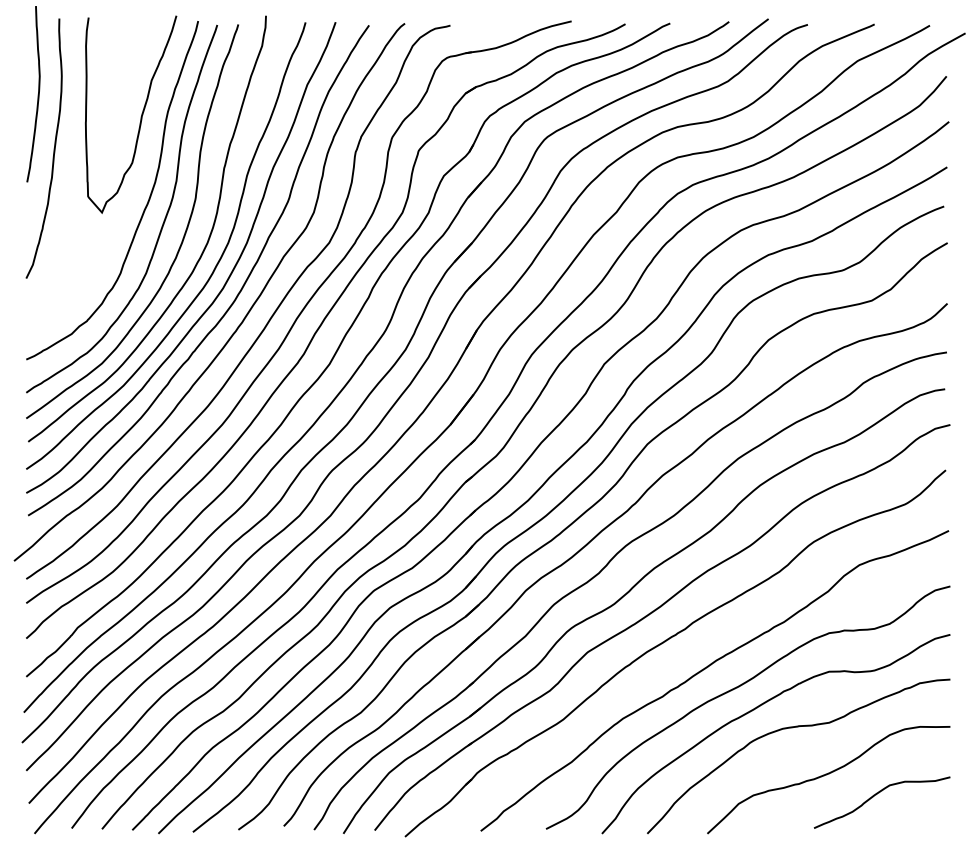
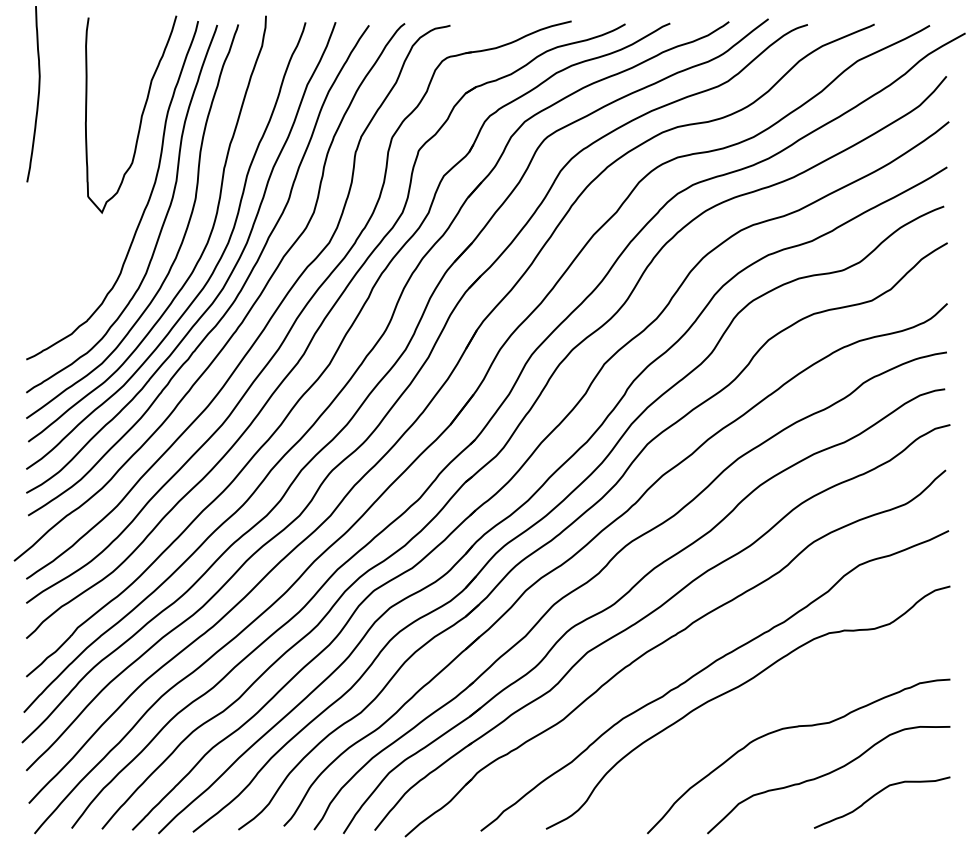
curve: present -> none (53, 148)
curve: present -> none (757, 708)
